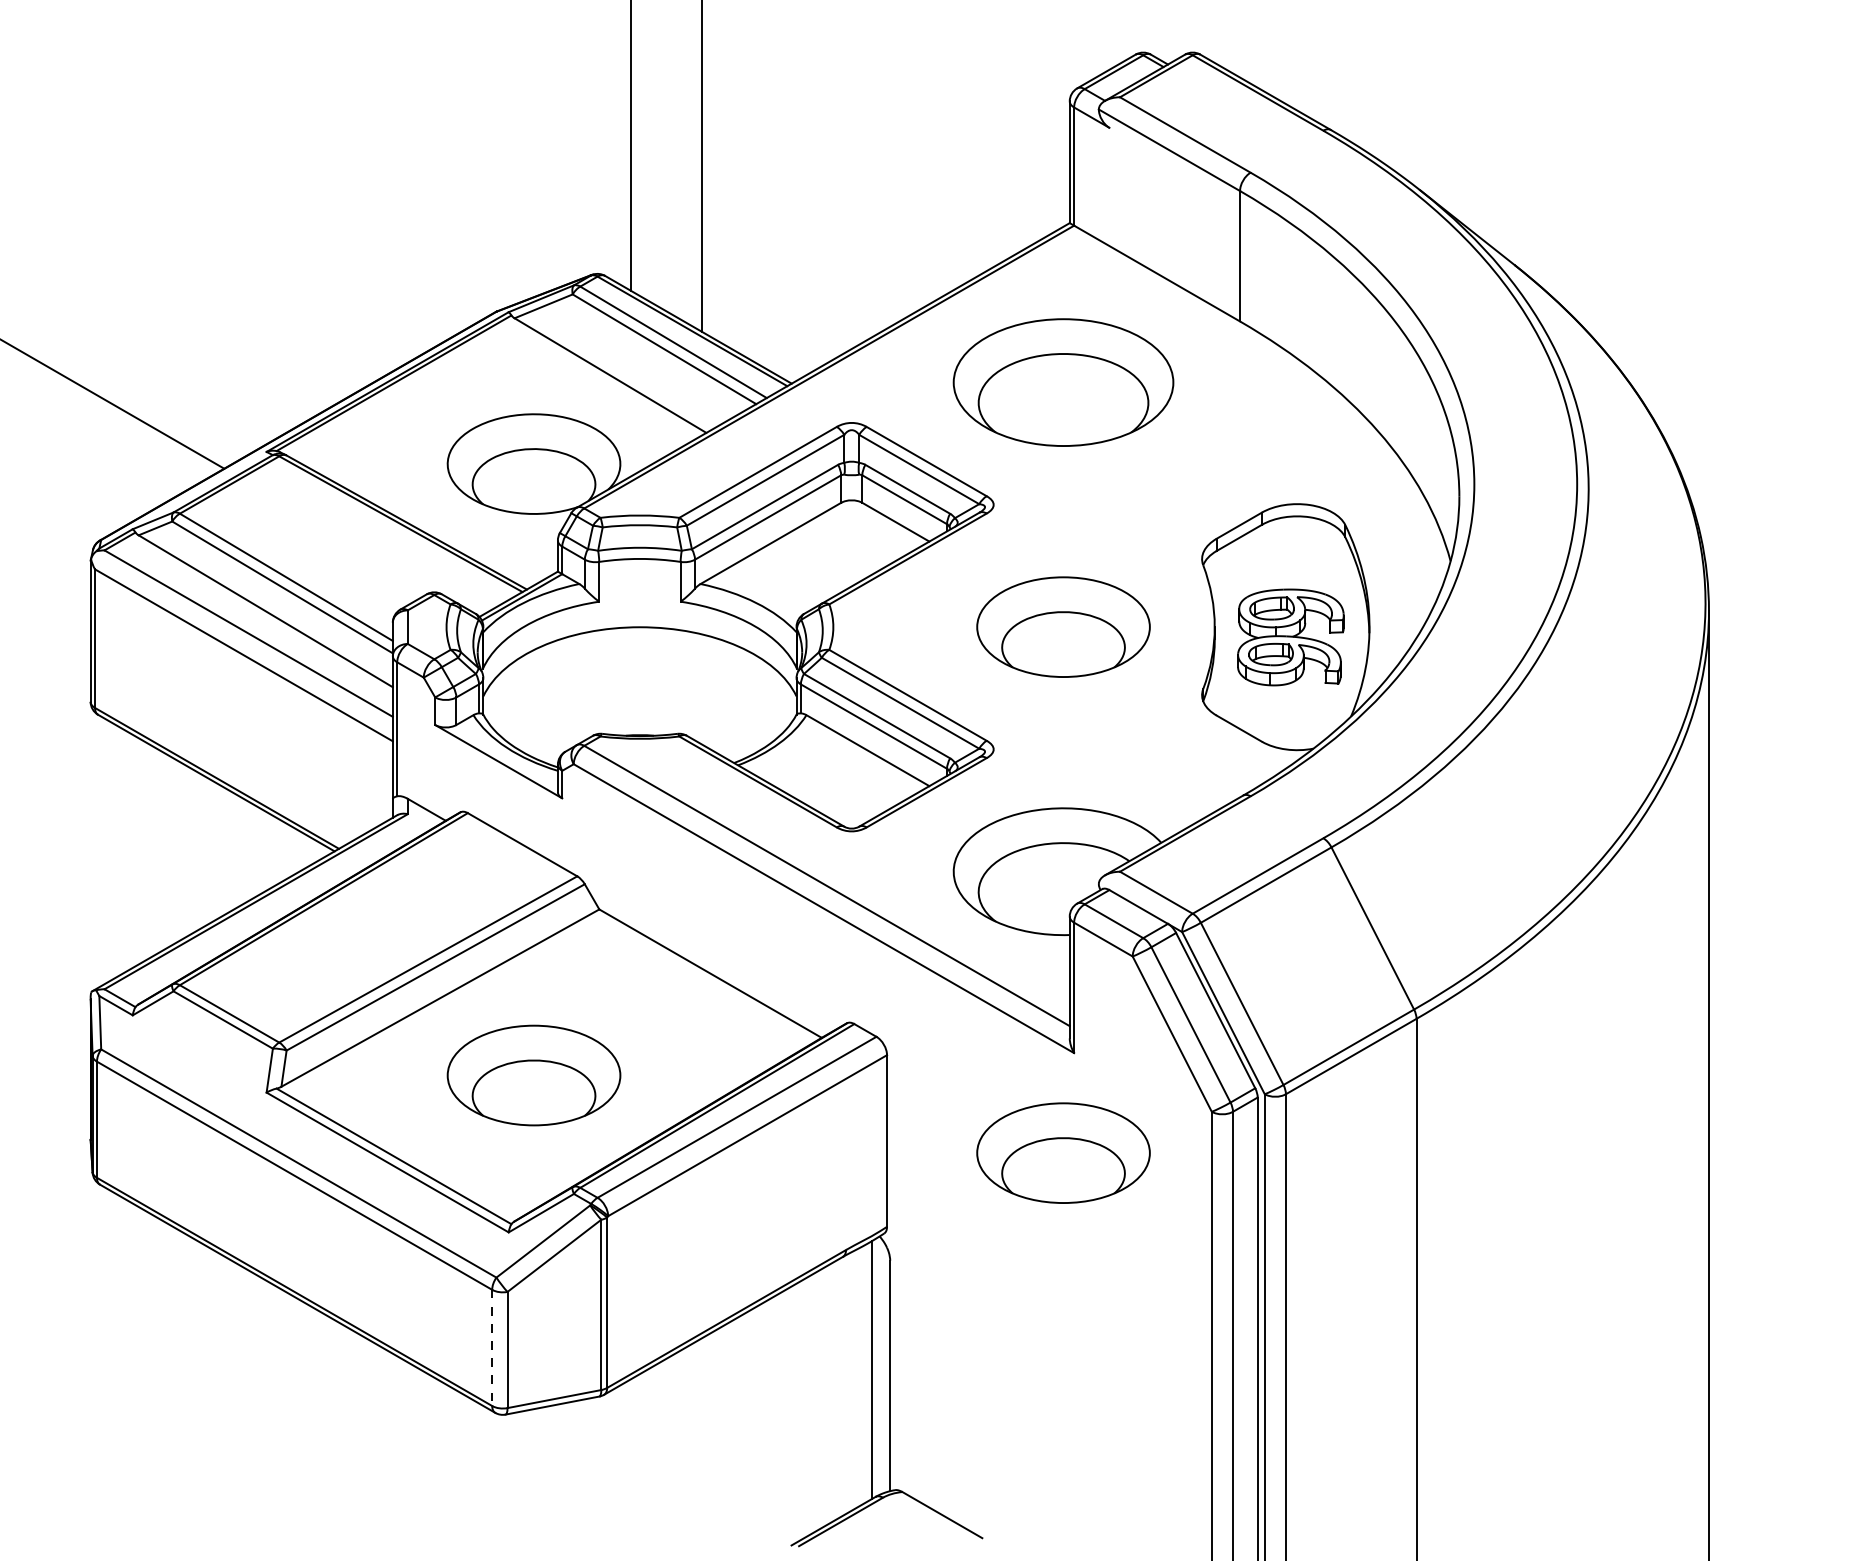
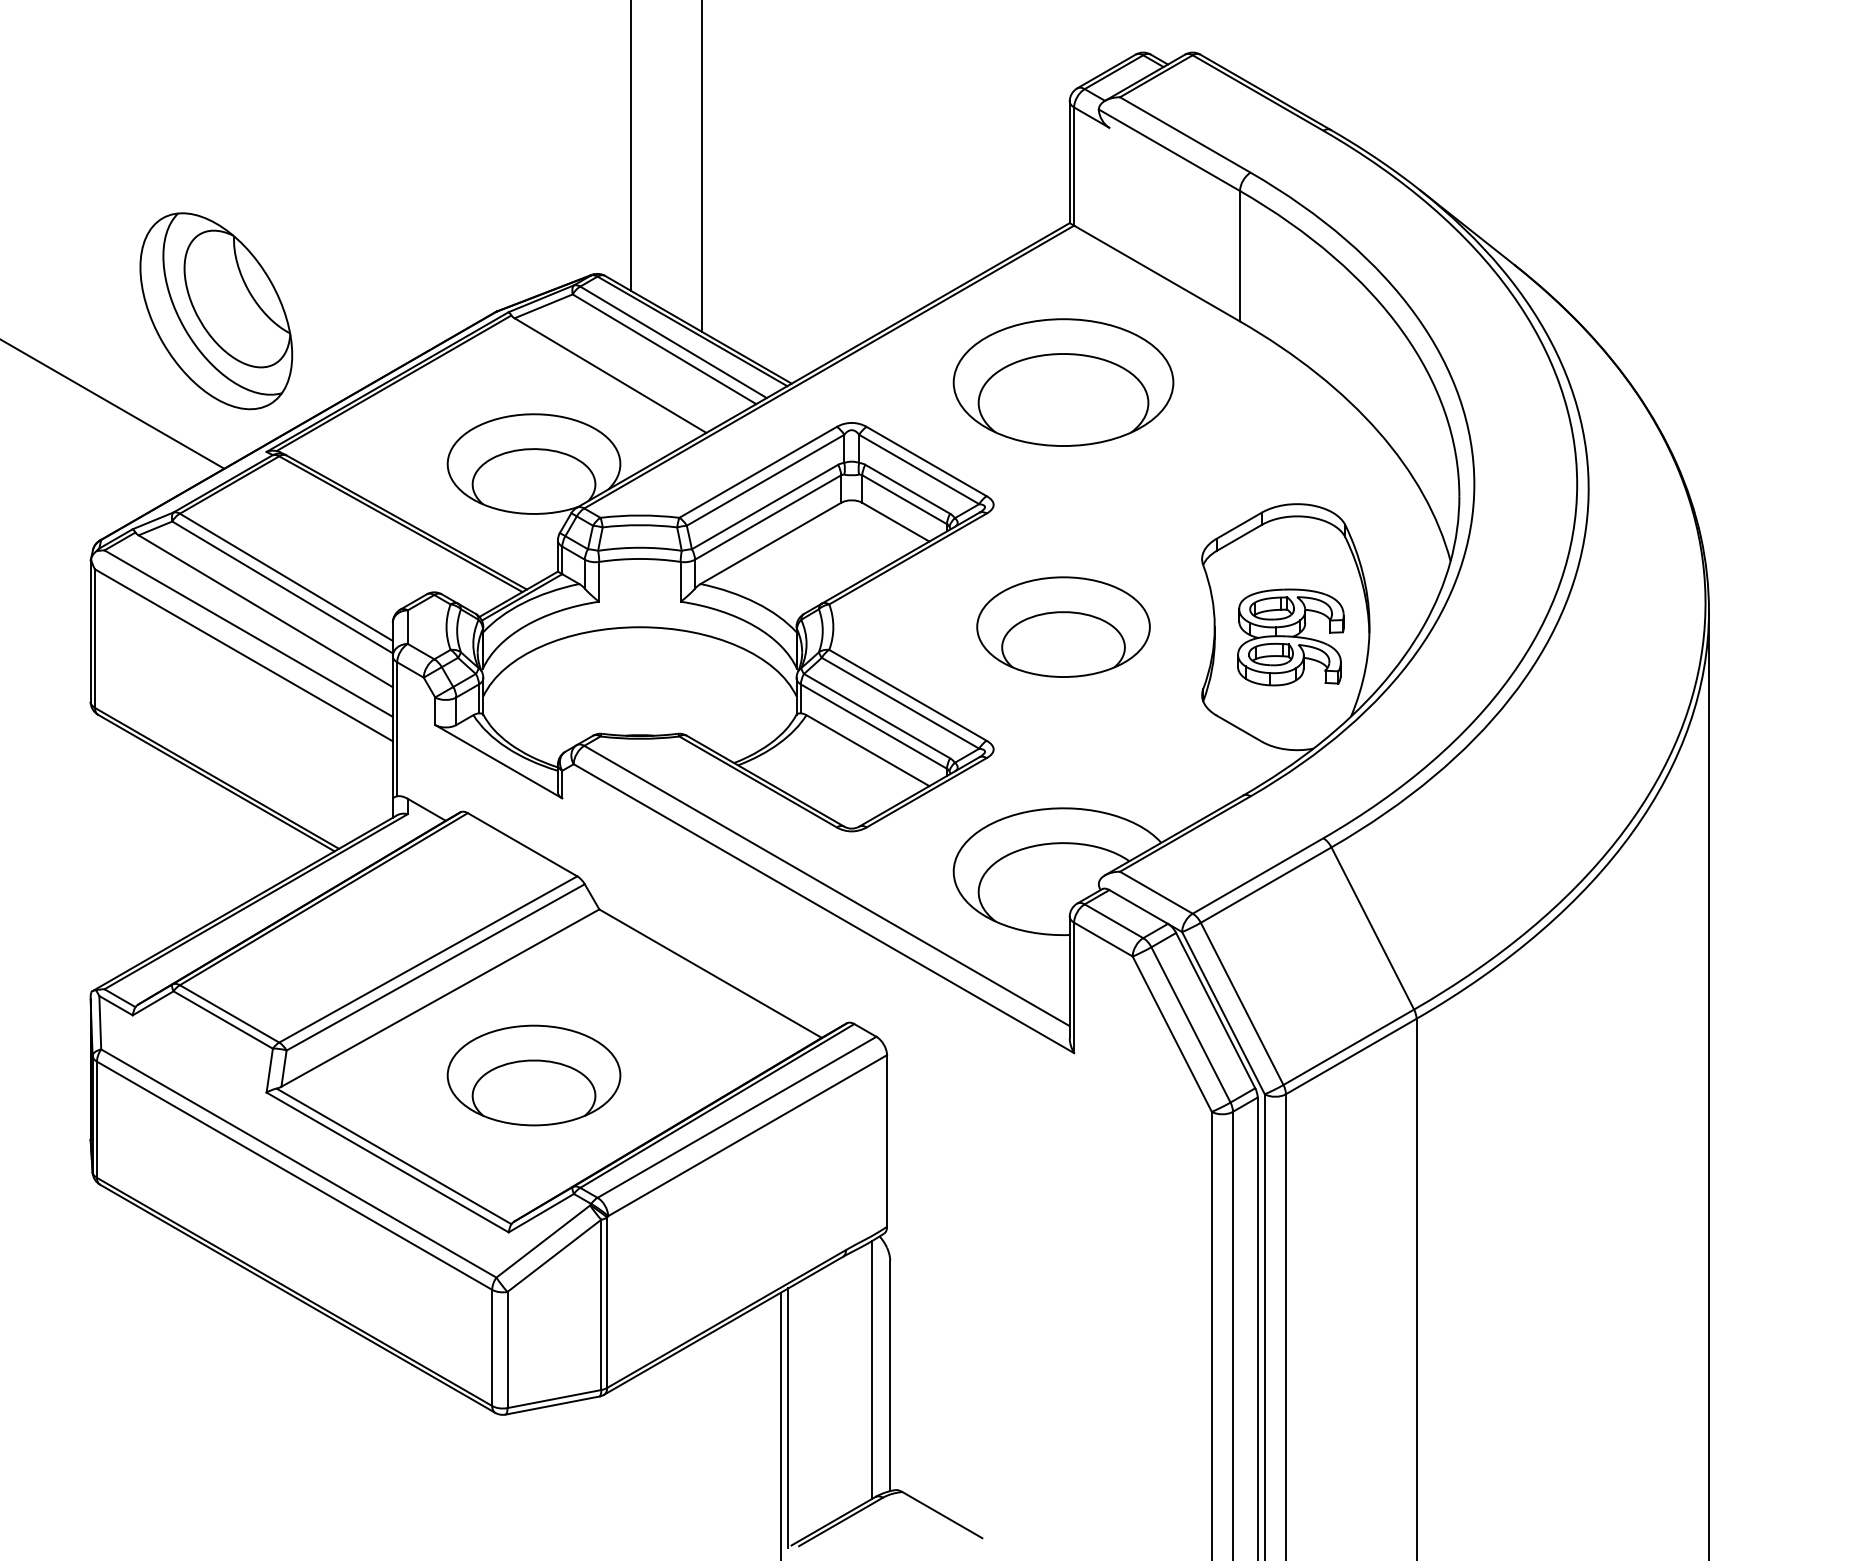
part: none -> present (216, 311)
part: present -> none (1063, 1152)
line: dashed -> solid (492, 1348)
line: none -> present (788, 1417)
line: none -> present (781, 1424)
